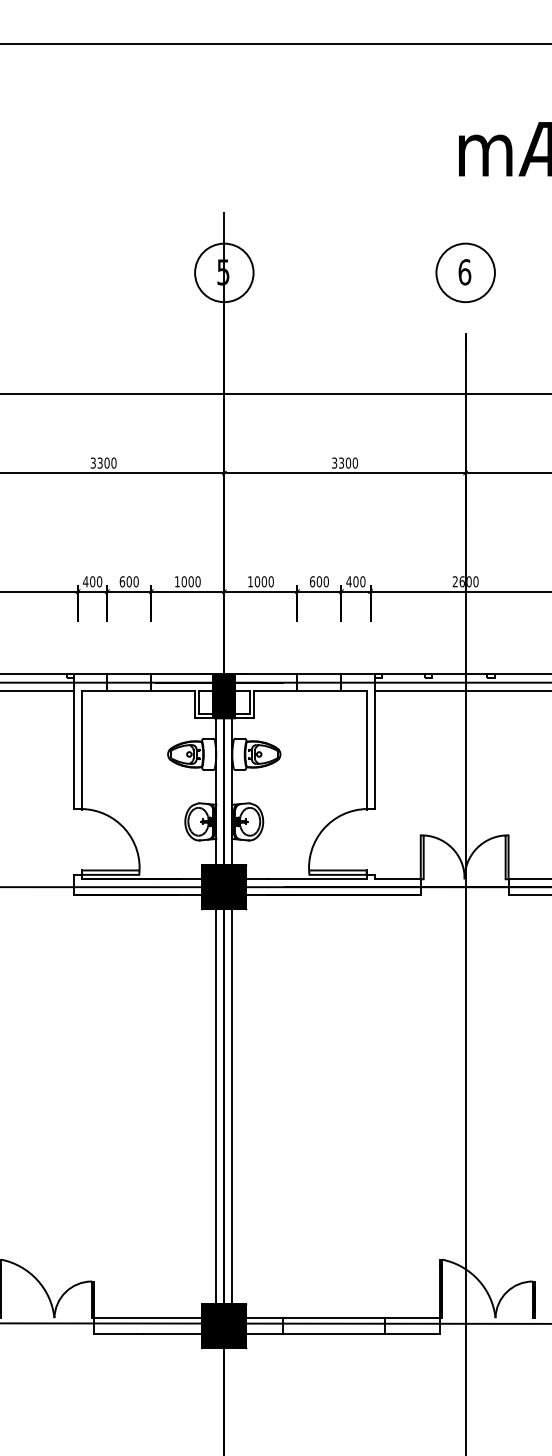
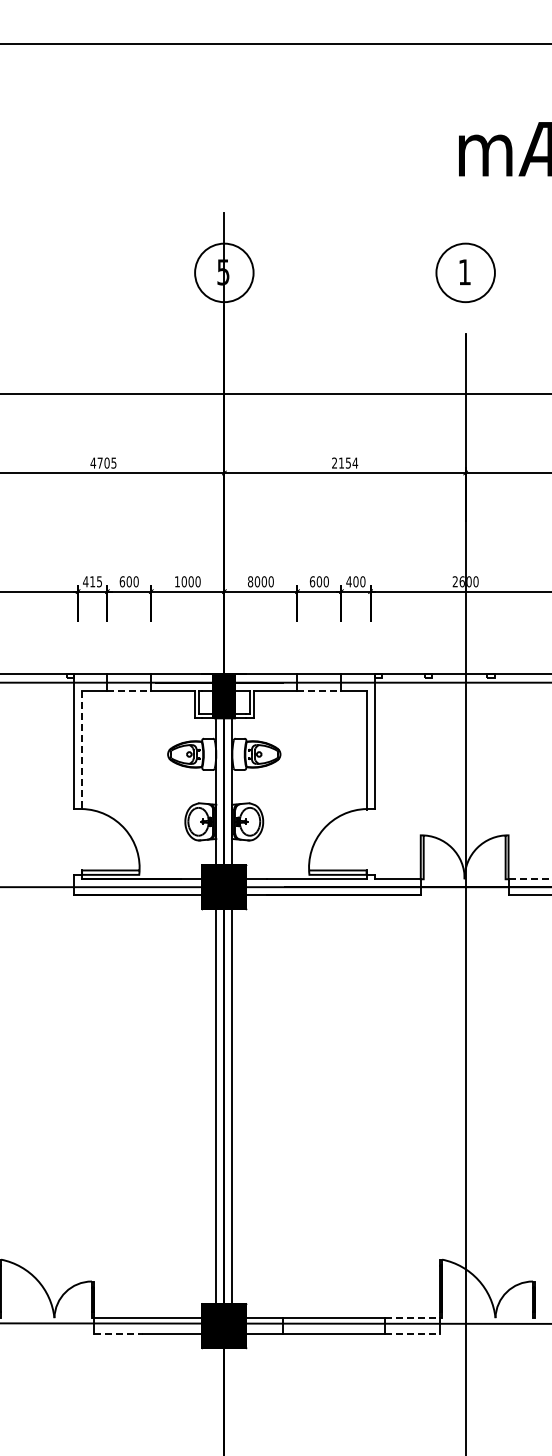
text: 6 -> 1 (464, 272)
text: 3300 -> 4705 (103, 462)
text: 3300 -> 2154 (345, 462)
text: 400 -> 415 (96, 581)
text: 1000 -> 8000 (250, 581)
line: present -> none (38, 690)
line: solid -> dashed (129, 690)
line: solid -> dashed (319, 690)
line: present -> none (461, 690)
line: solid -> dashed (82, 750)
line: solid -> dashed (530, 879)
line: solid -> dashed (413, 1318)
line: solid -> dashed (119, 1334)
line: solid -> dashed (413, 1334)
